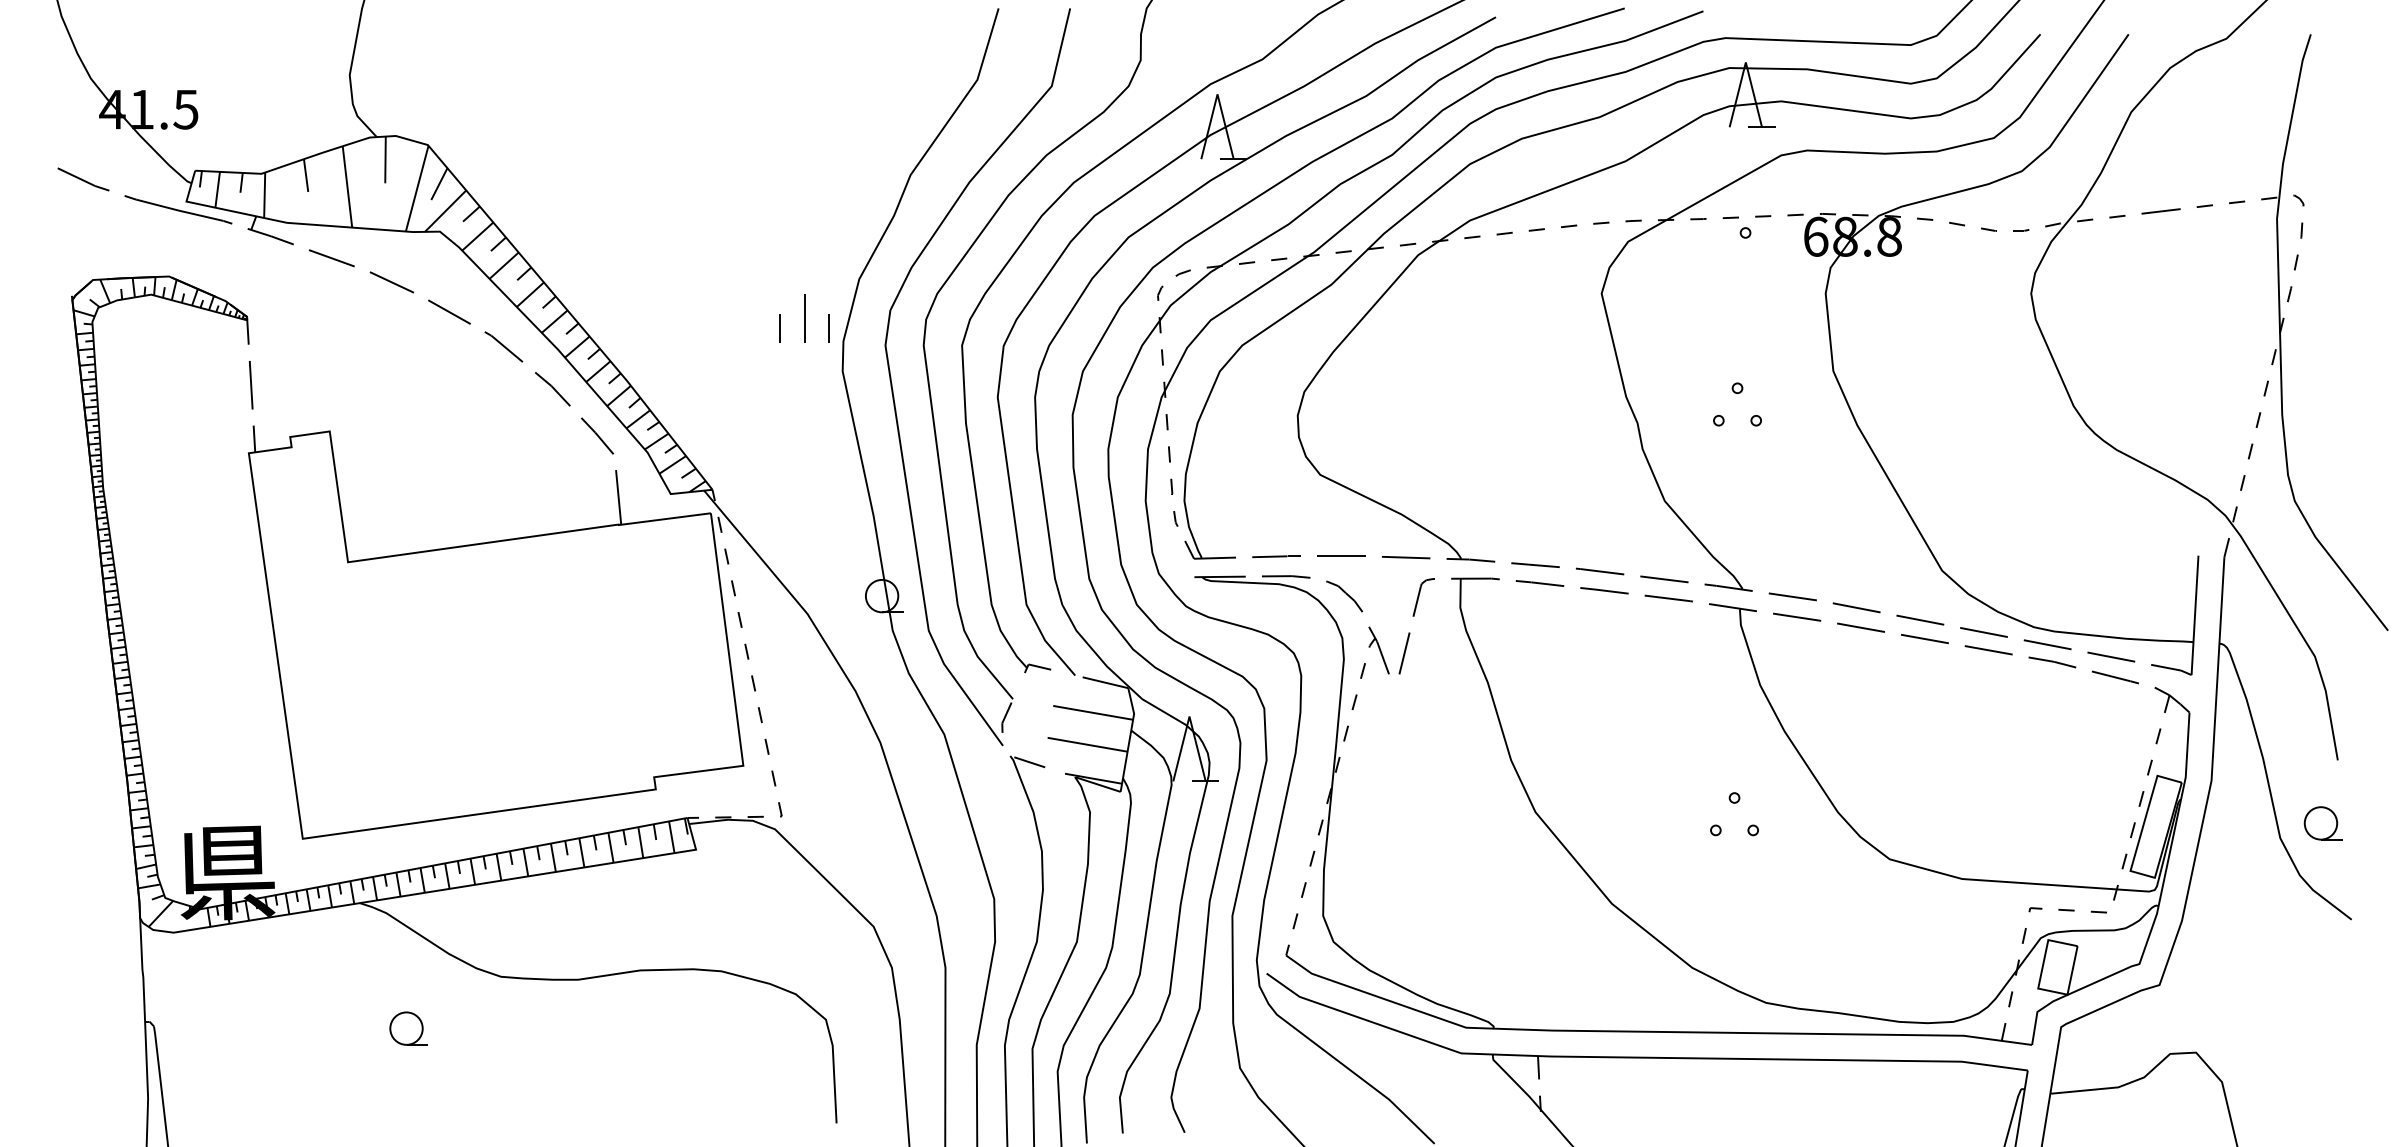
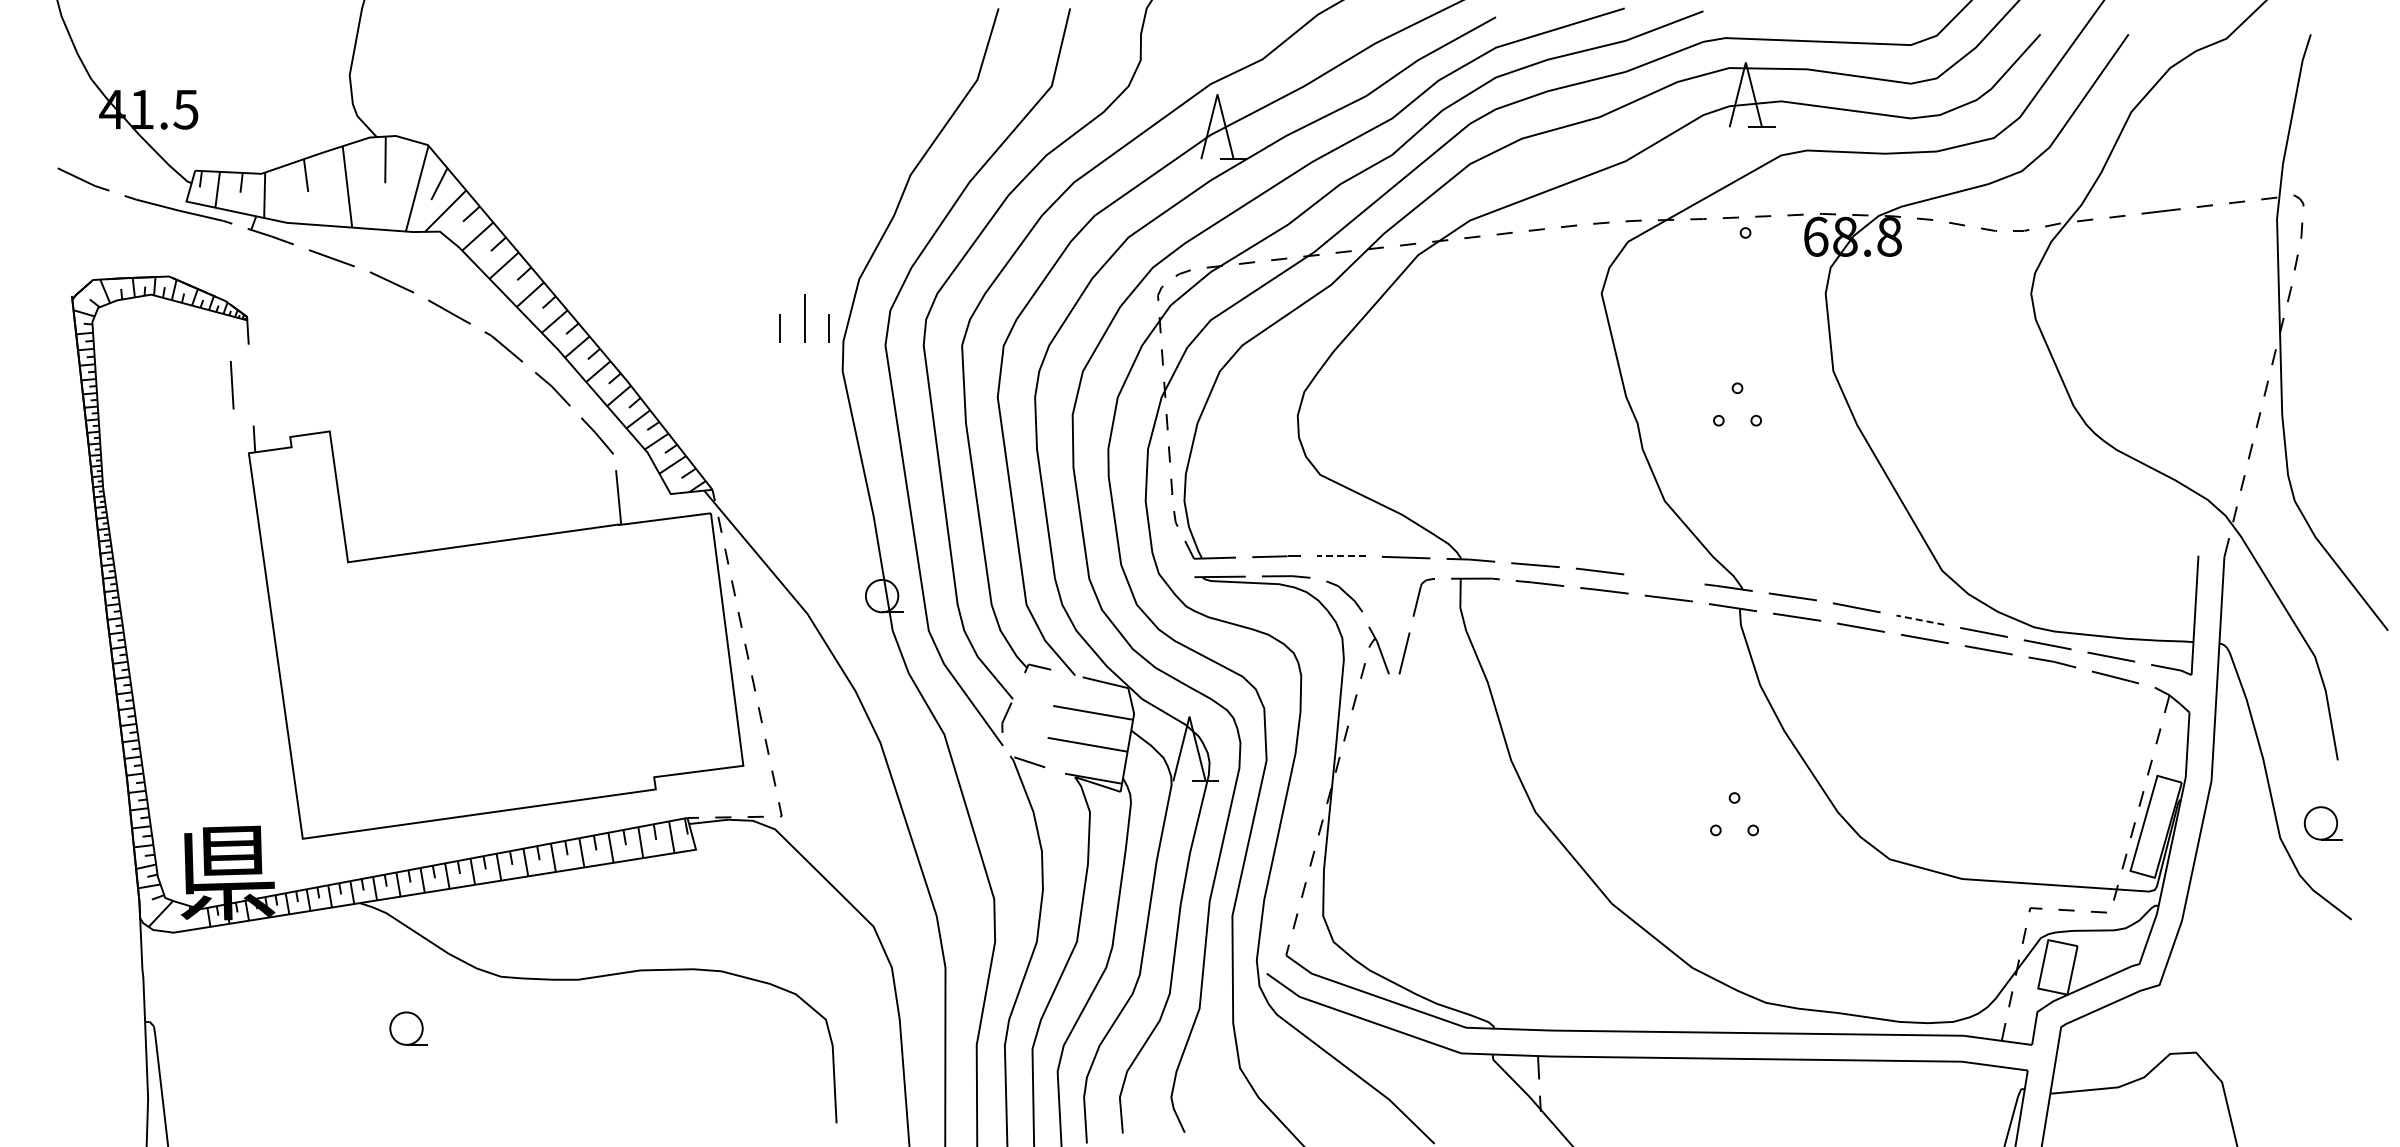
line position: (250, 385) -> (231, 385) (231, 385)
line: solid -> dashed (1340, 556)
line: present -> none (1664, 579)
line: solid -> dashed (1919, 620)
